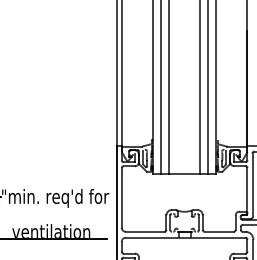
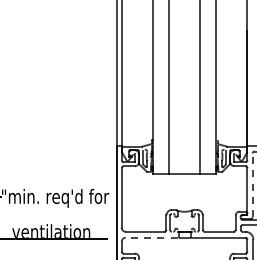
line: present -> none (160, 88)
line: present -> none (208, 88)
line: solid -> dashed (252, 185)
line: solid -> dashed (151, 237)
